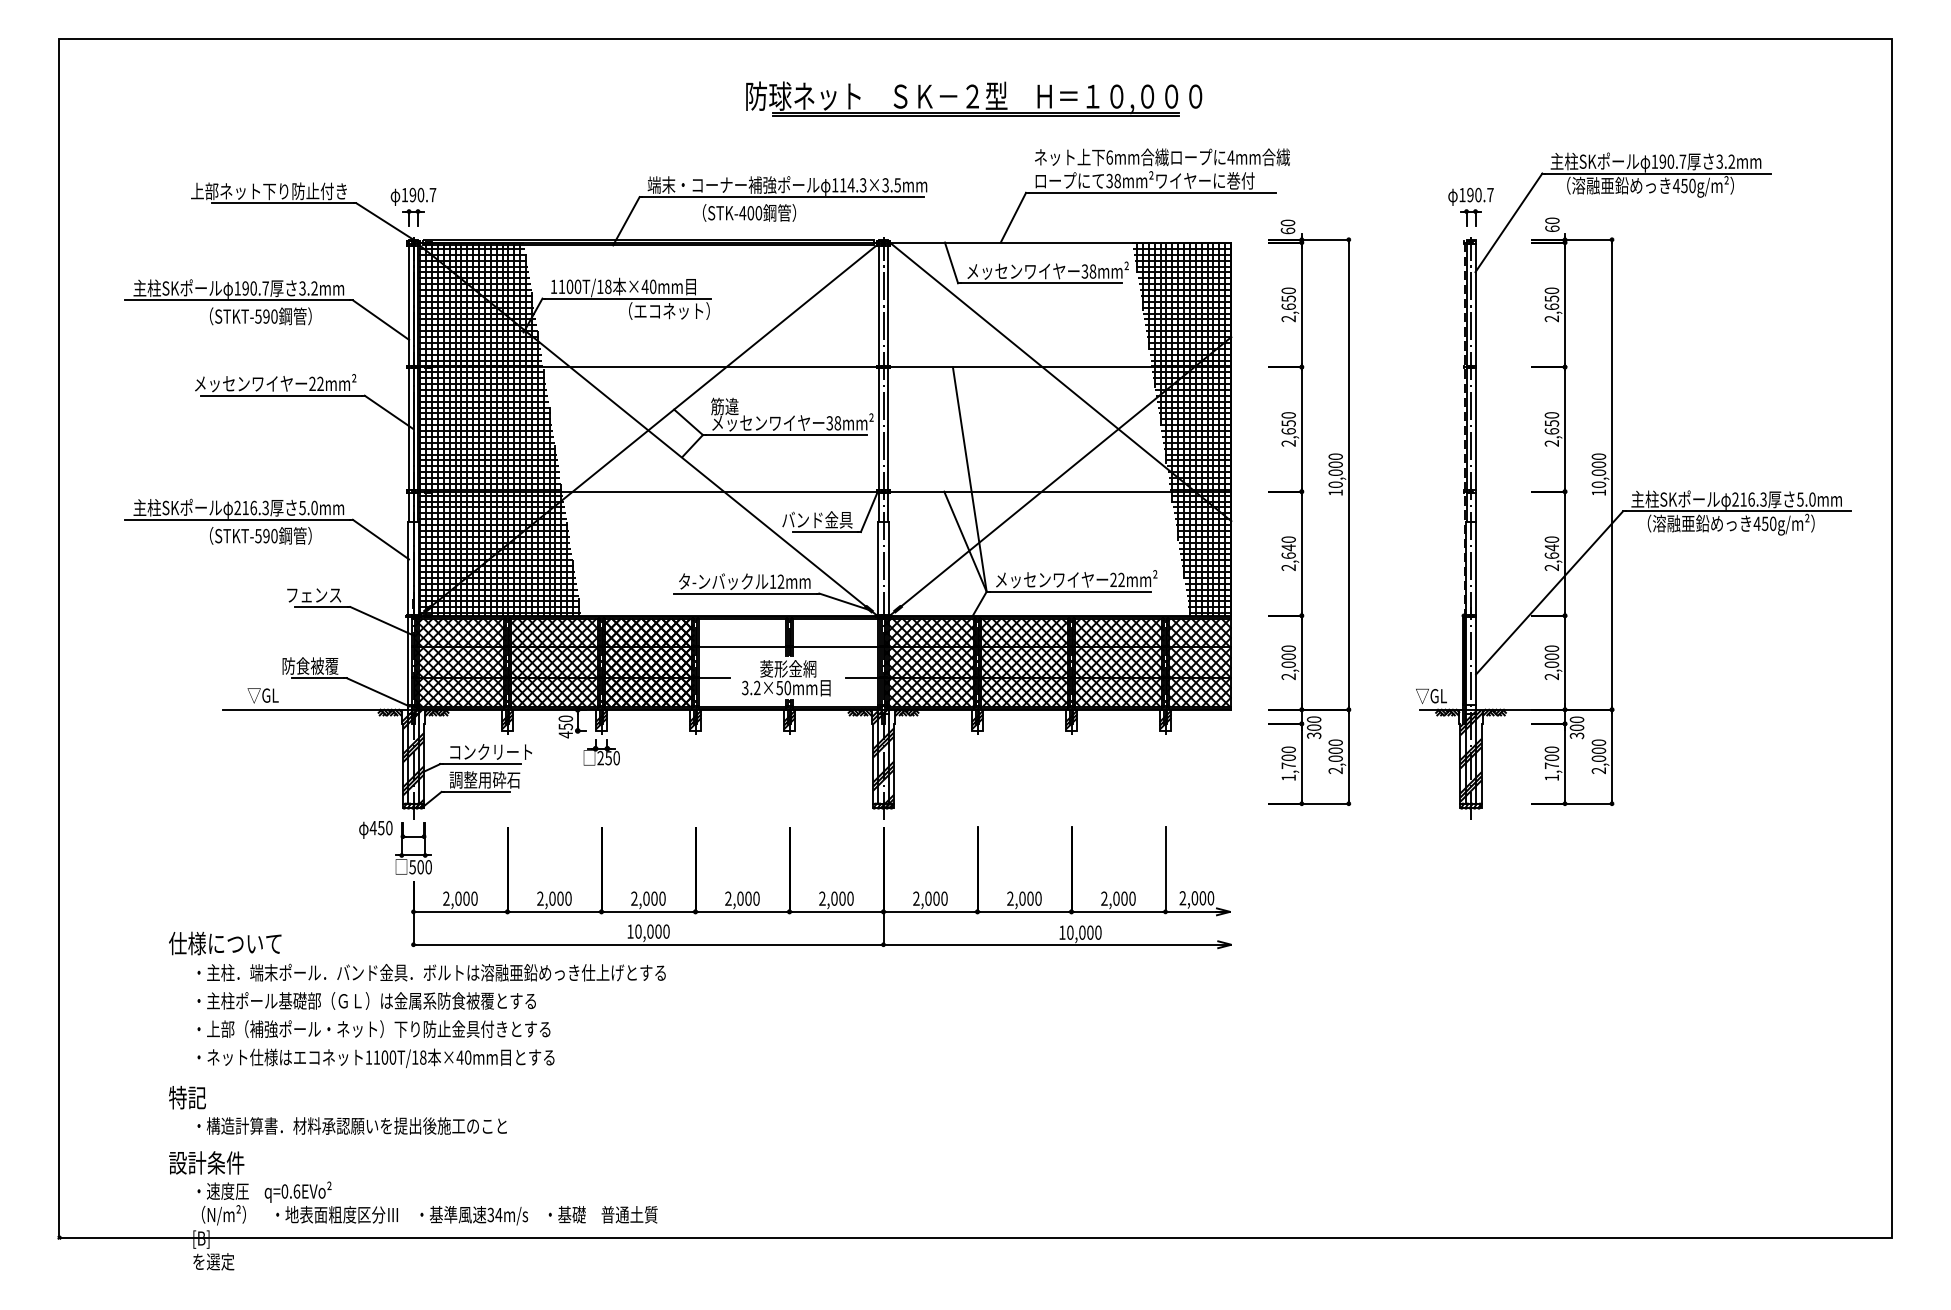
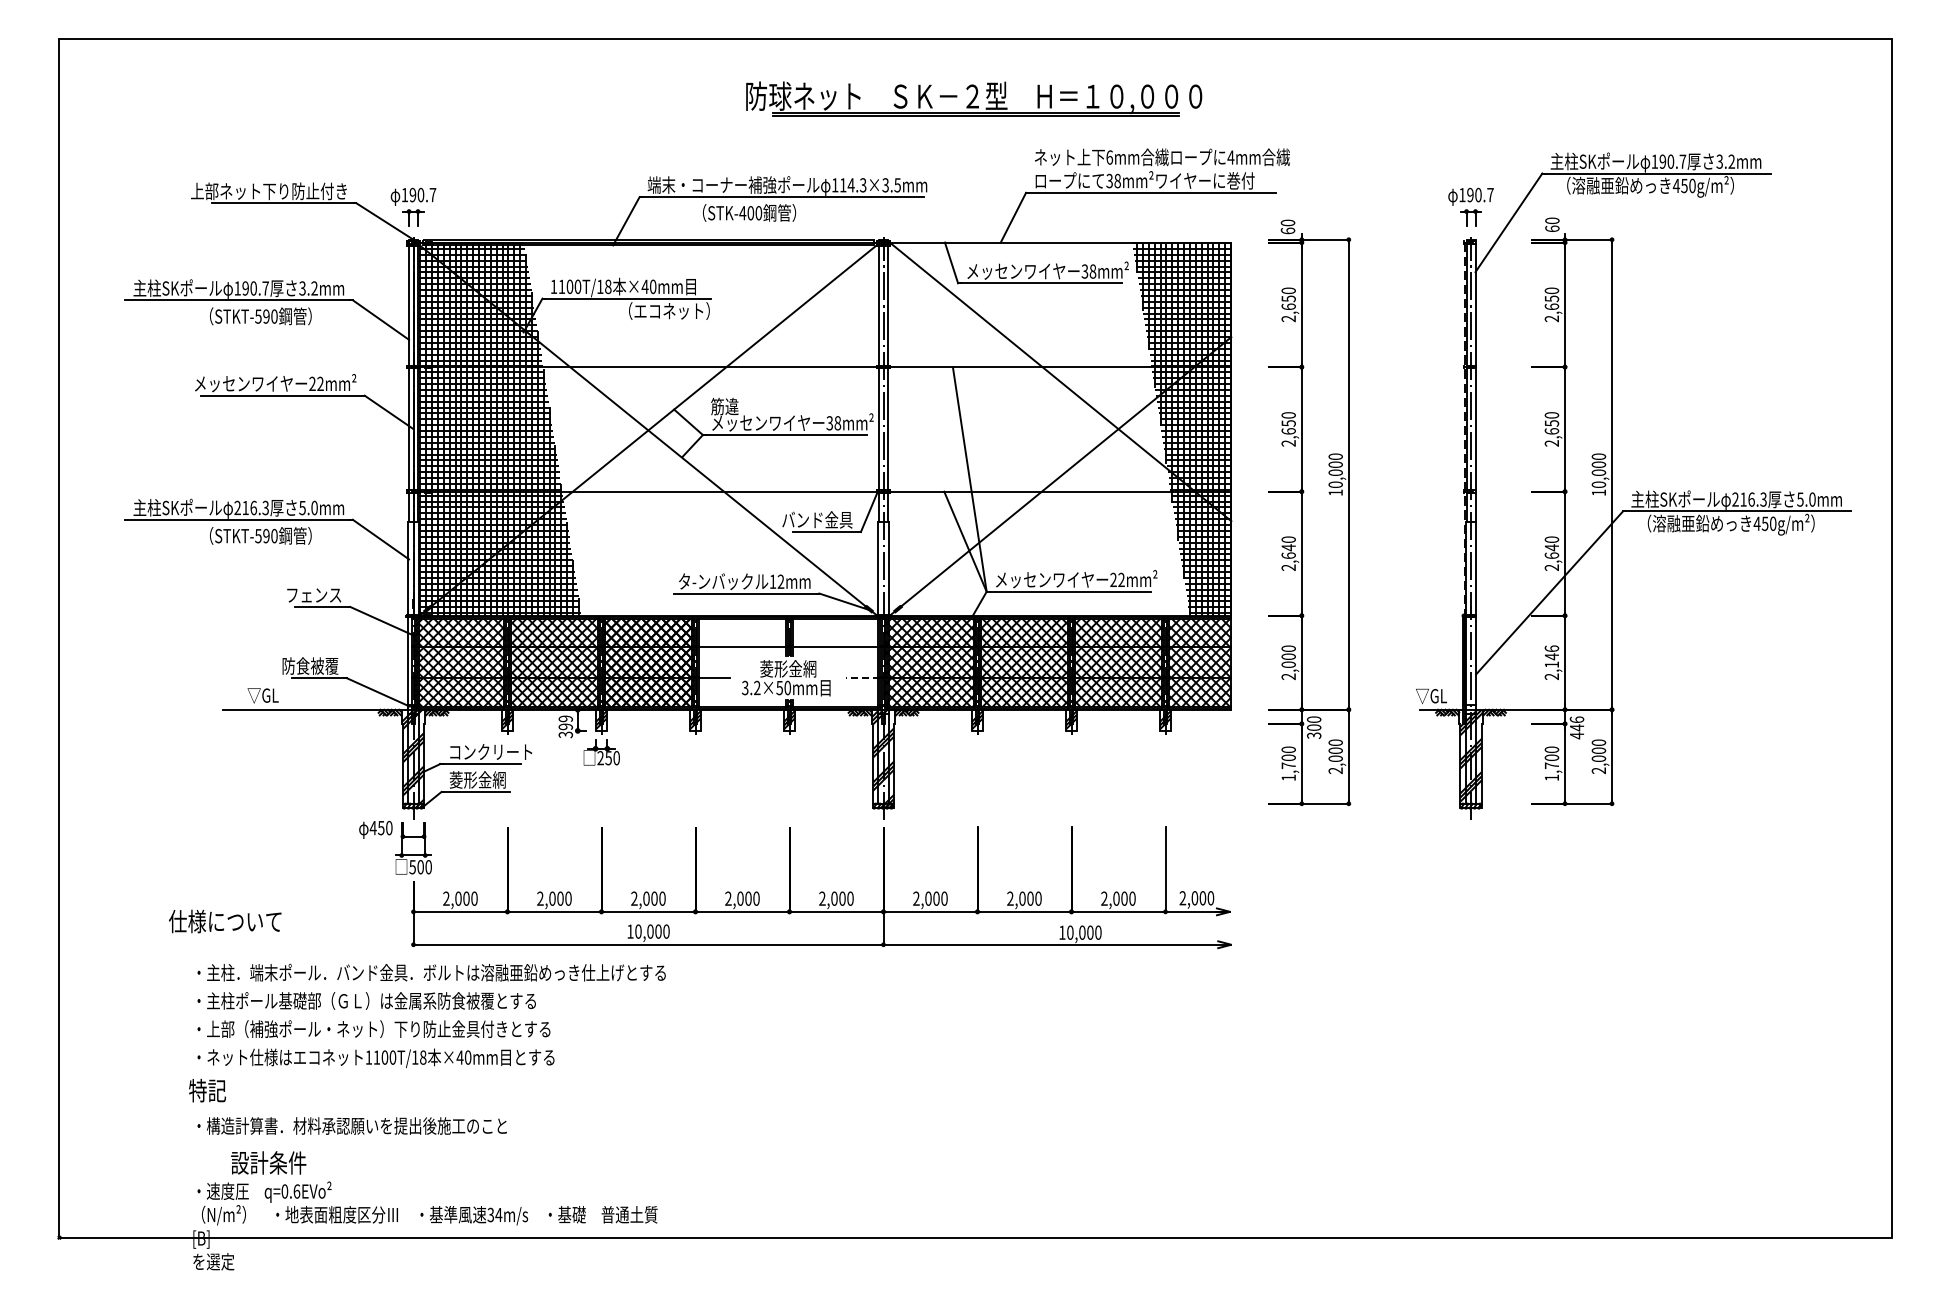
text: 2,000 -> 2,146 (1551, 656)
line: solid -> dashed (862, 677)
text: 450 -> 399 (565, 726)
text: 300 -> 446 (1576, 727)
text: 調整用砕石 -> 菱形金網 (484, 779)
text position: (225, 943) -> (225, 921) (225, 921)
text position: (187, 1097) -> (207, 1090) (207, 1090)
text position: (206, 1162) -> (268, 1162) (268, 1162)
